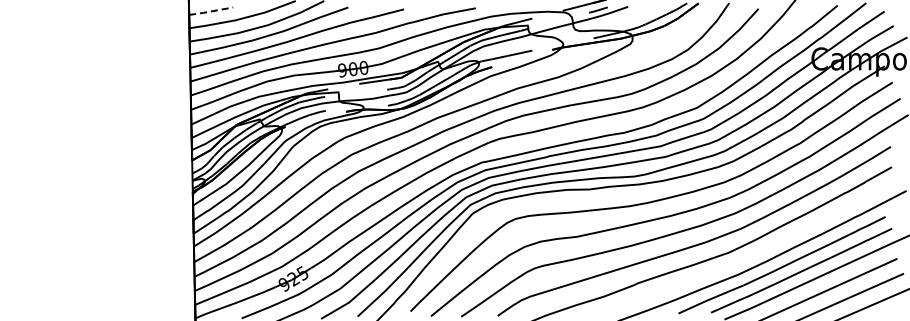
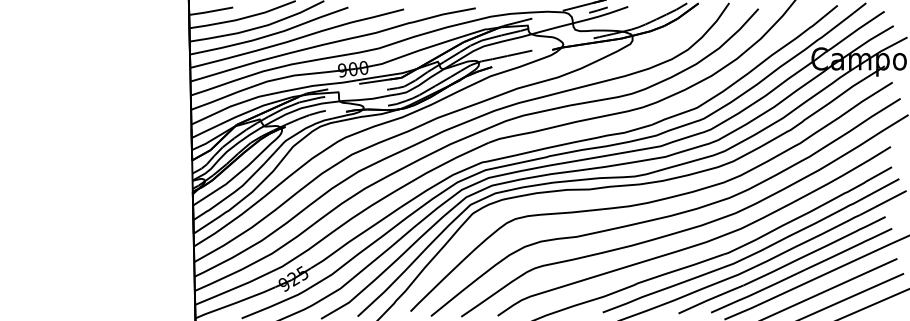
line: dashed -> solid (210, 11)
curve: none -> present (754, 252)
